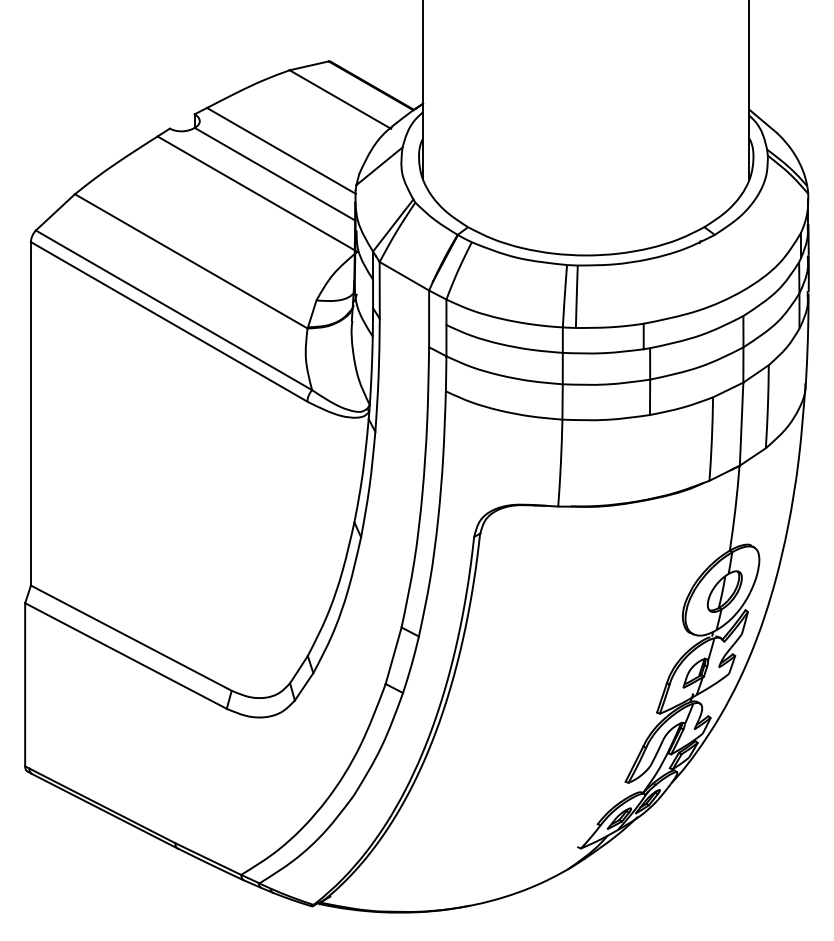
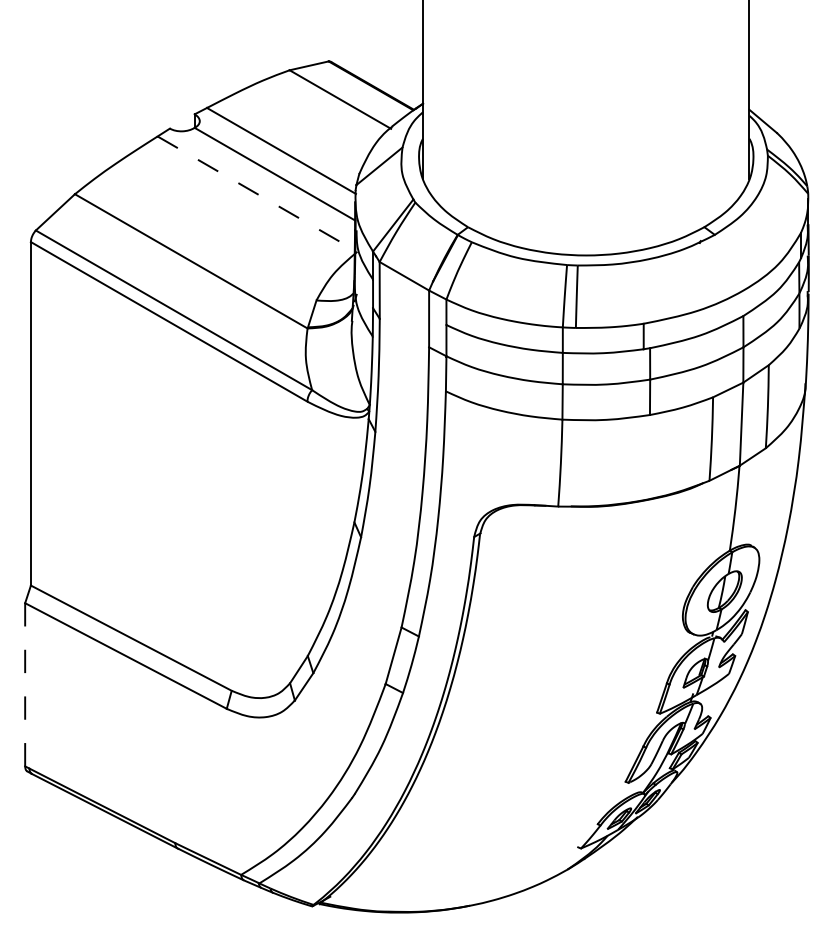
line: solid -> dashed (257, 194)
line: solid -> dashed (25, 684)
